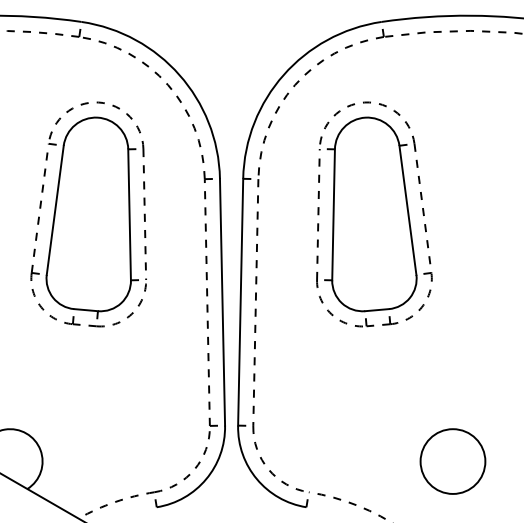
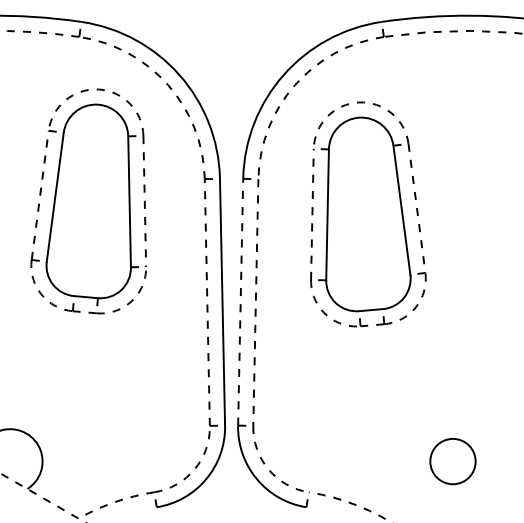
part position: (88, 214) -> (88, 201) (88, 201)
part position: (374, 214) -> (368, 214) (368, 214)
line: solid -> dashed (240, 301)
circle diameter: 65 px -> 45 px (452, 461)
line: solid -> dashed (42, 497)
